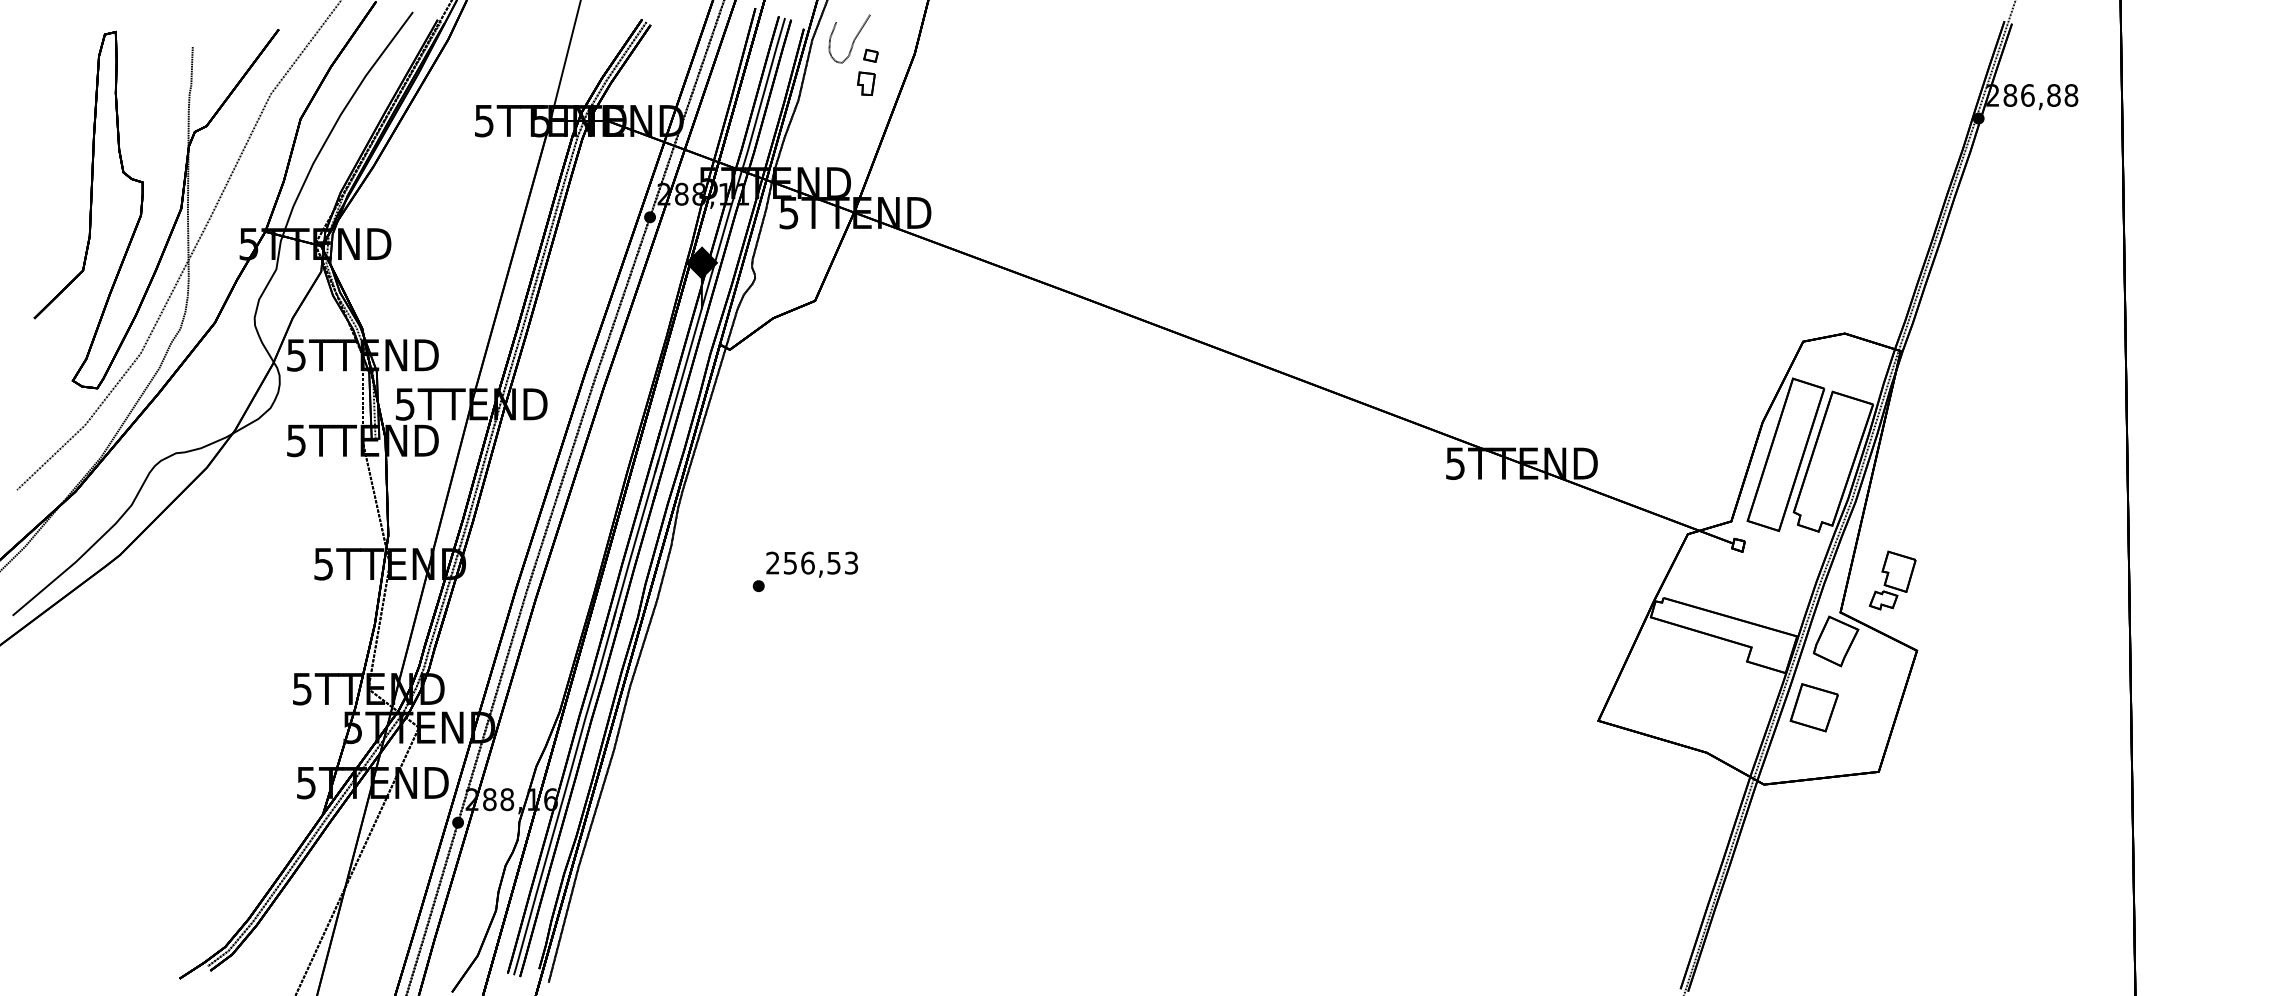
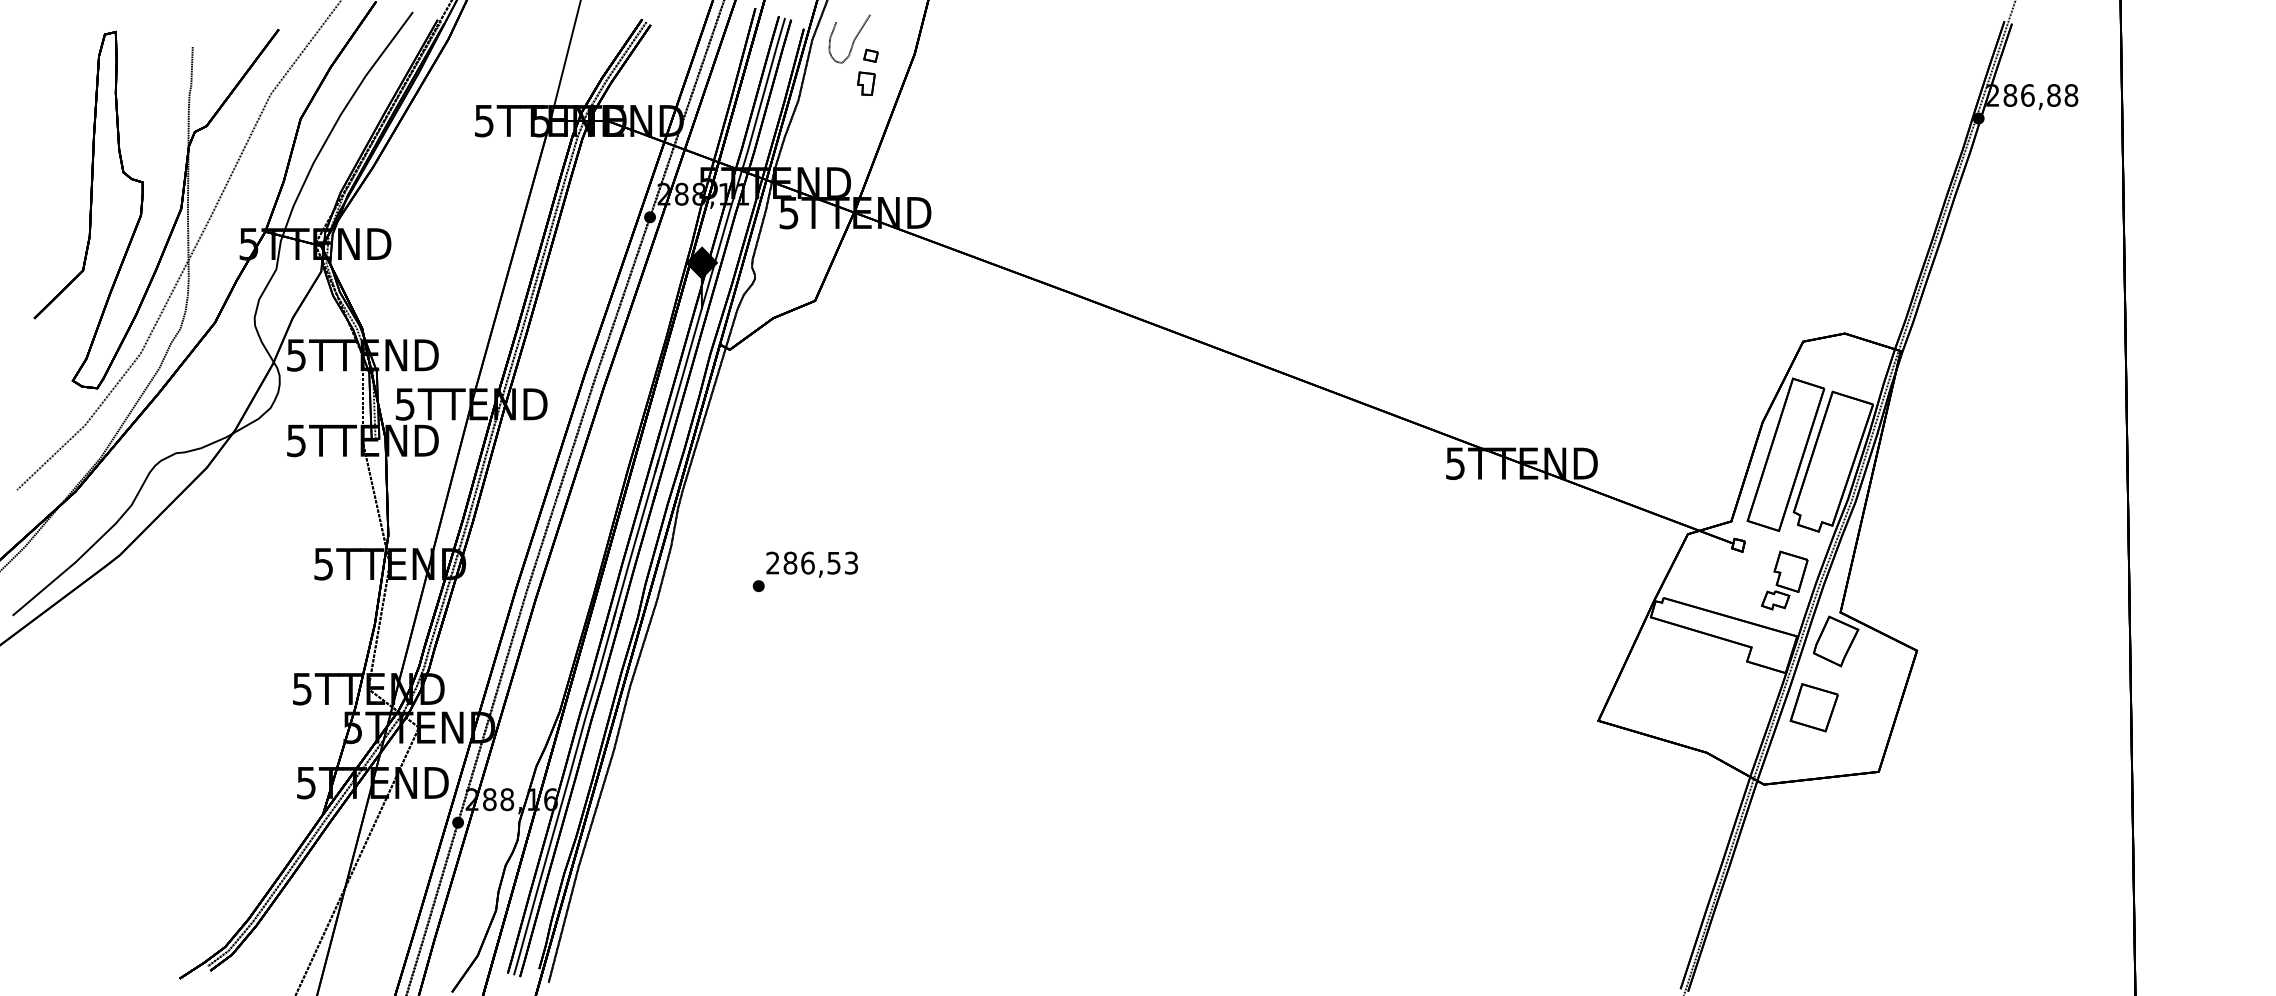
text: 256,53 -> 286,53 (790, 562)
part position: (1892, 580) -> (1784, 580) (1784, 580)
